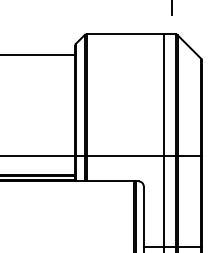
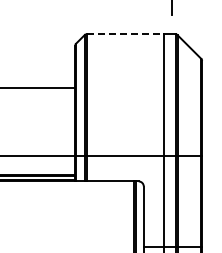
line: solid -> dashed (125, 34)
line position: (38, 54) -> (38, 87) (38, 87)
